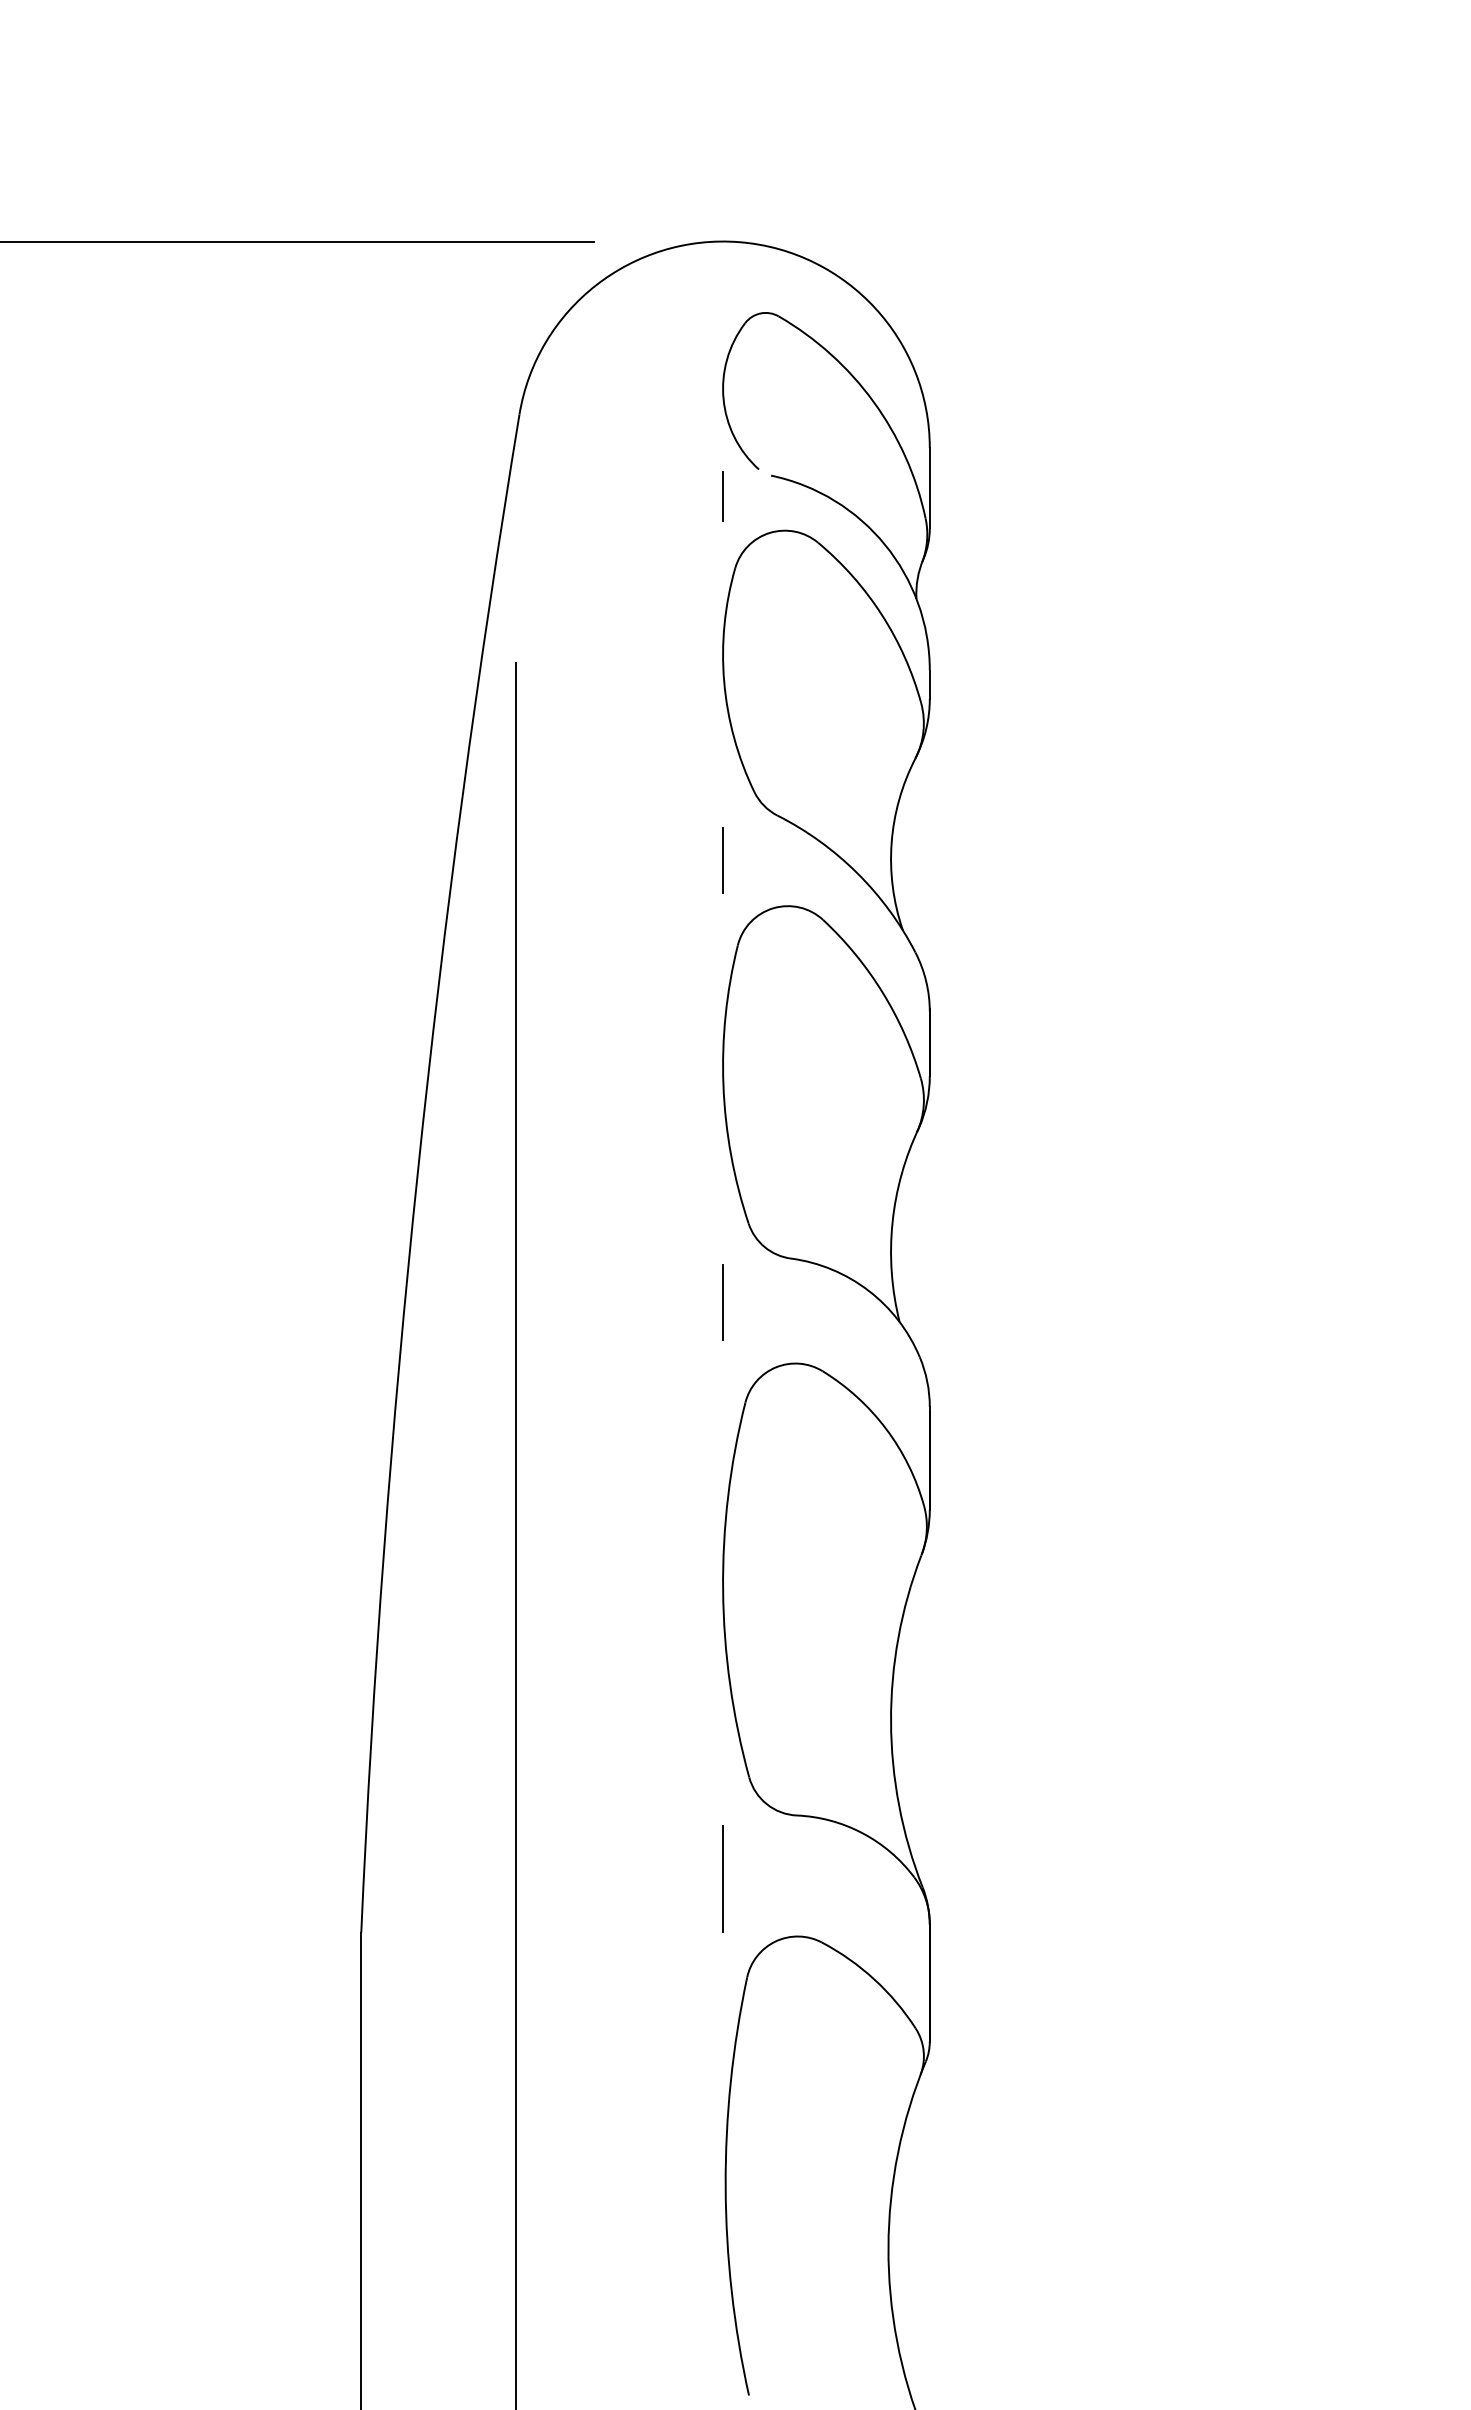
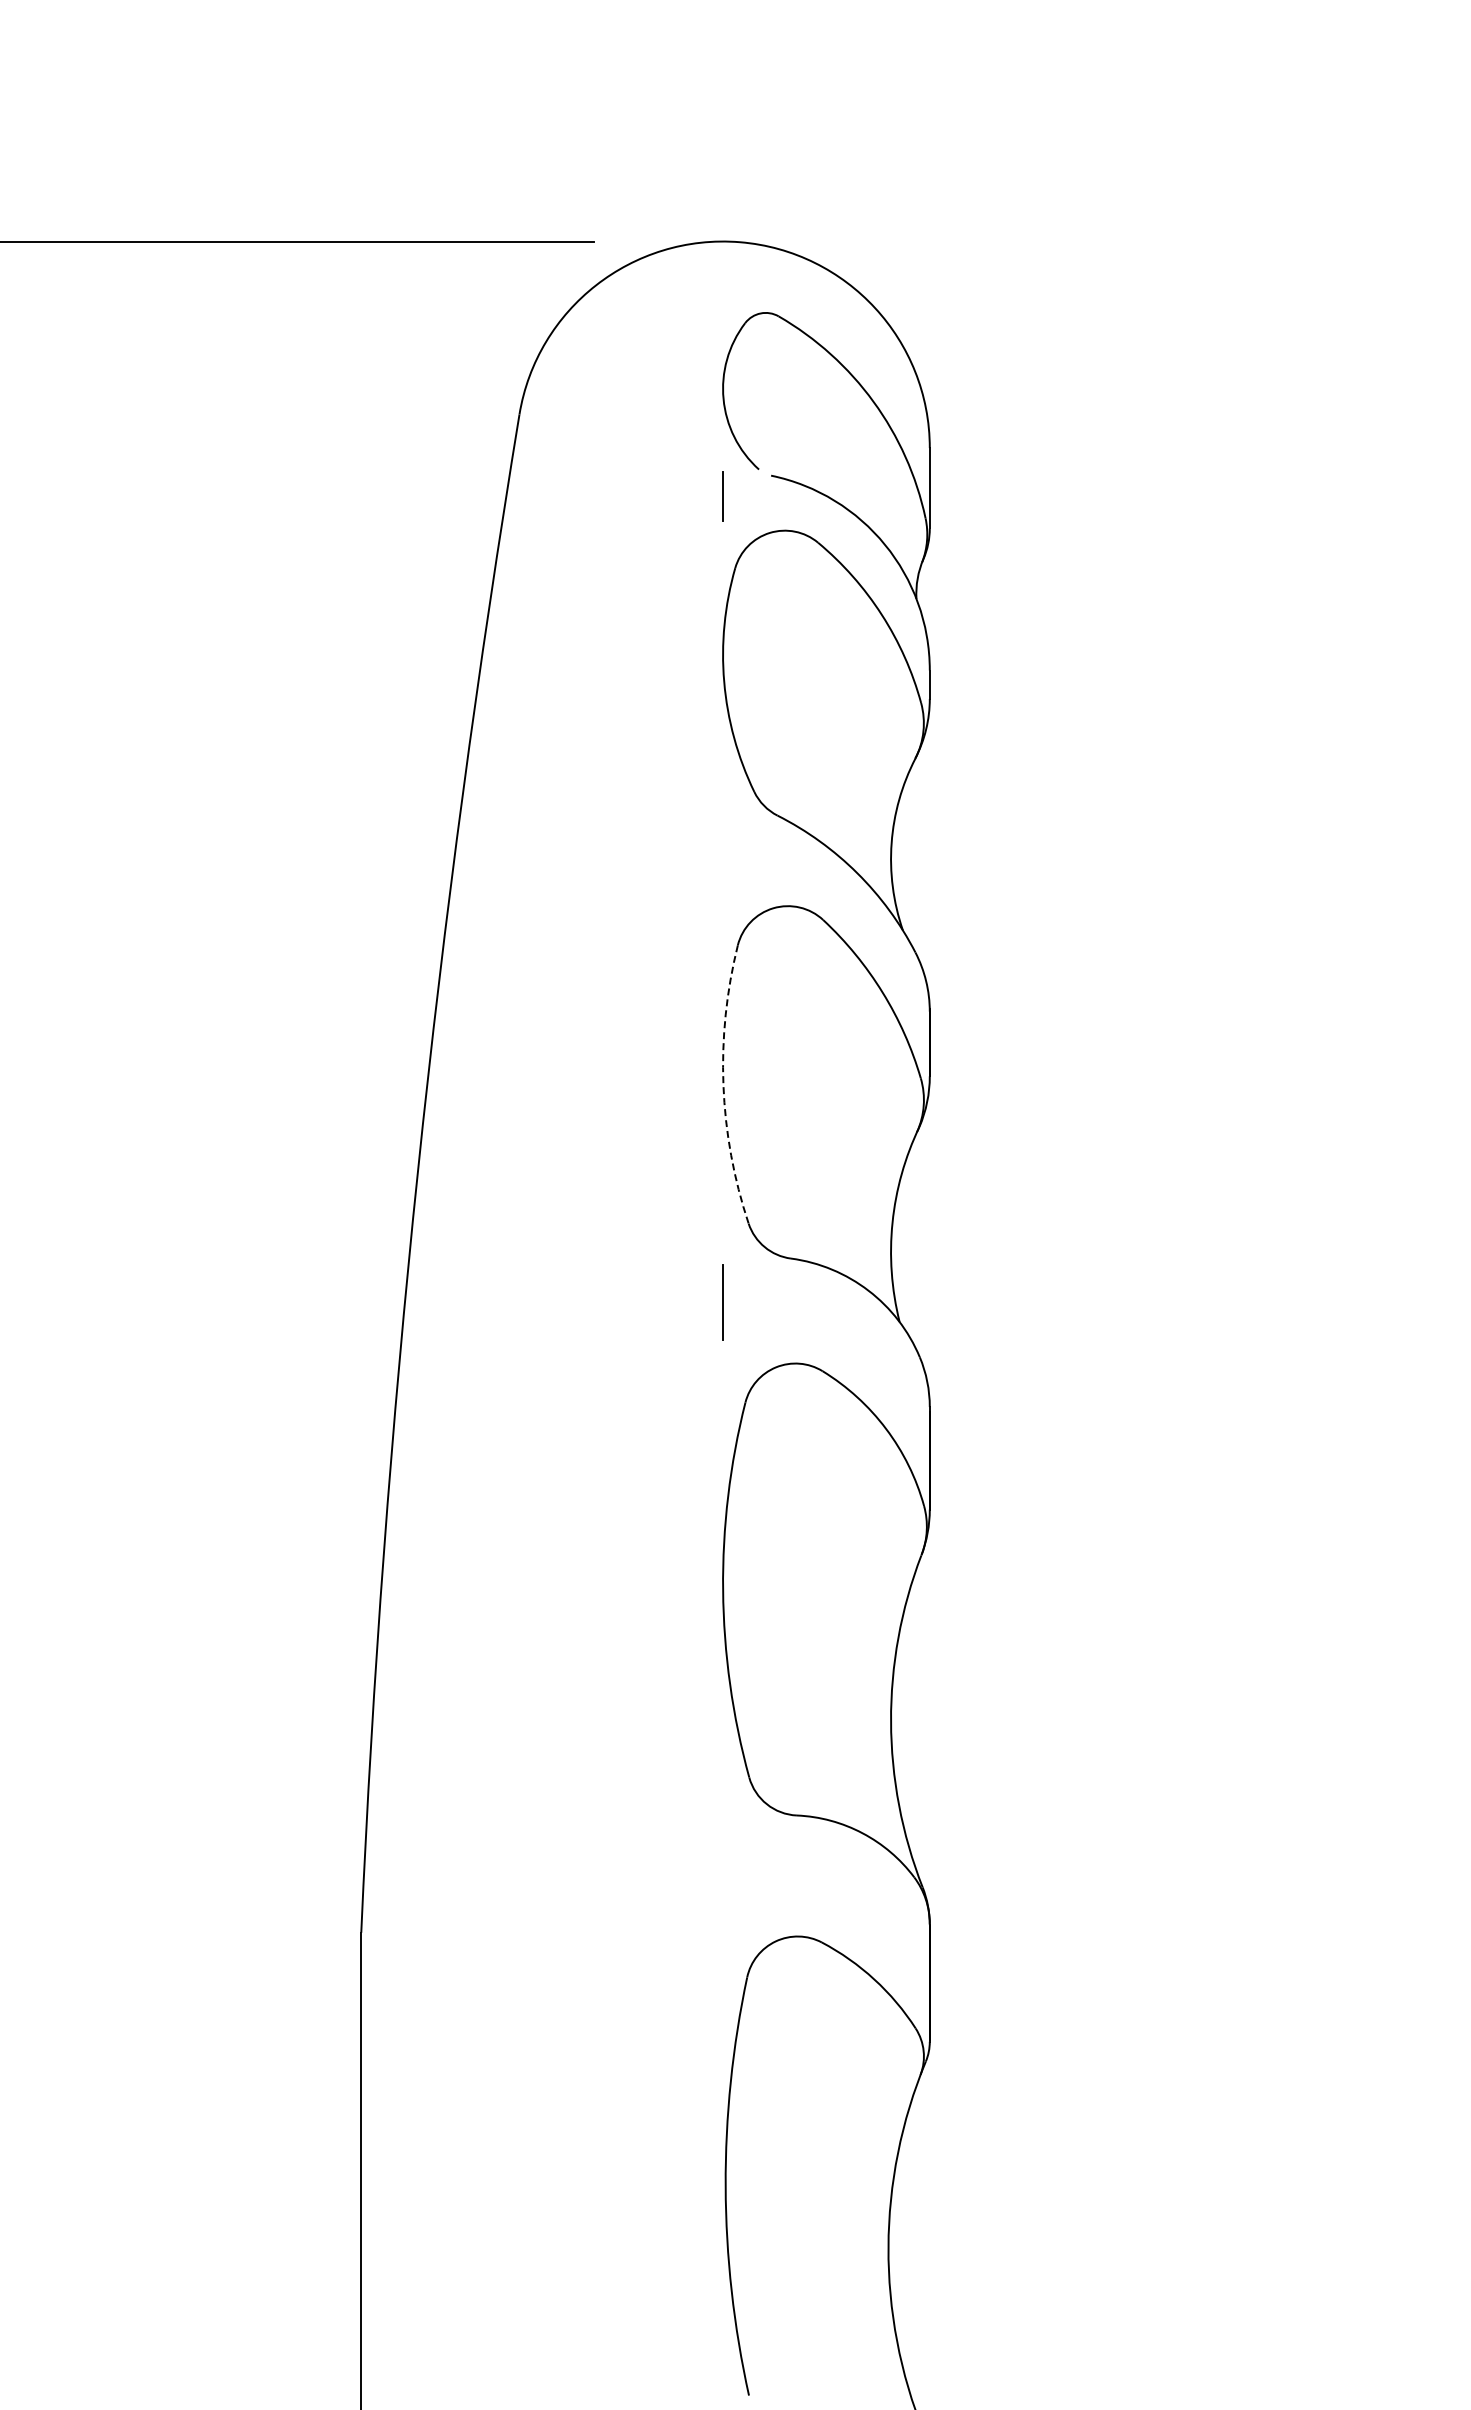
line: present -> none (722, 860)
arc: solid -> dashed (723, 1085)
line: present -> none (516, 1534)
line: present -> none (723, 1878)
